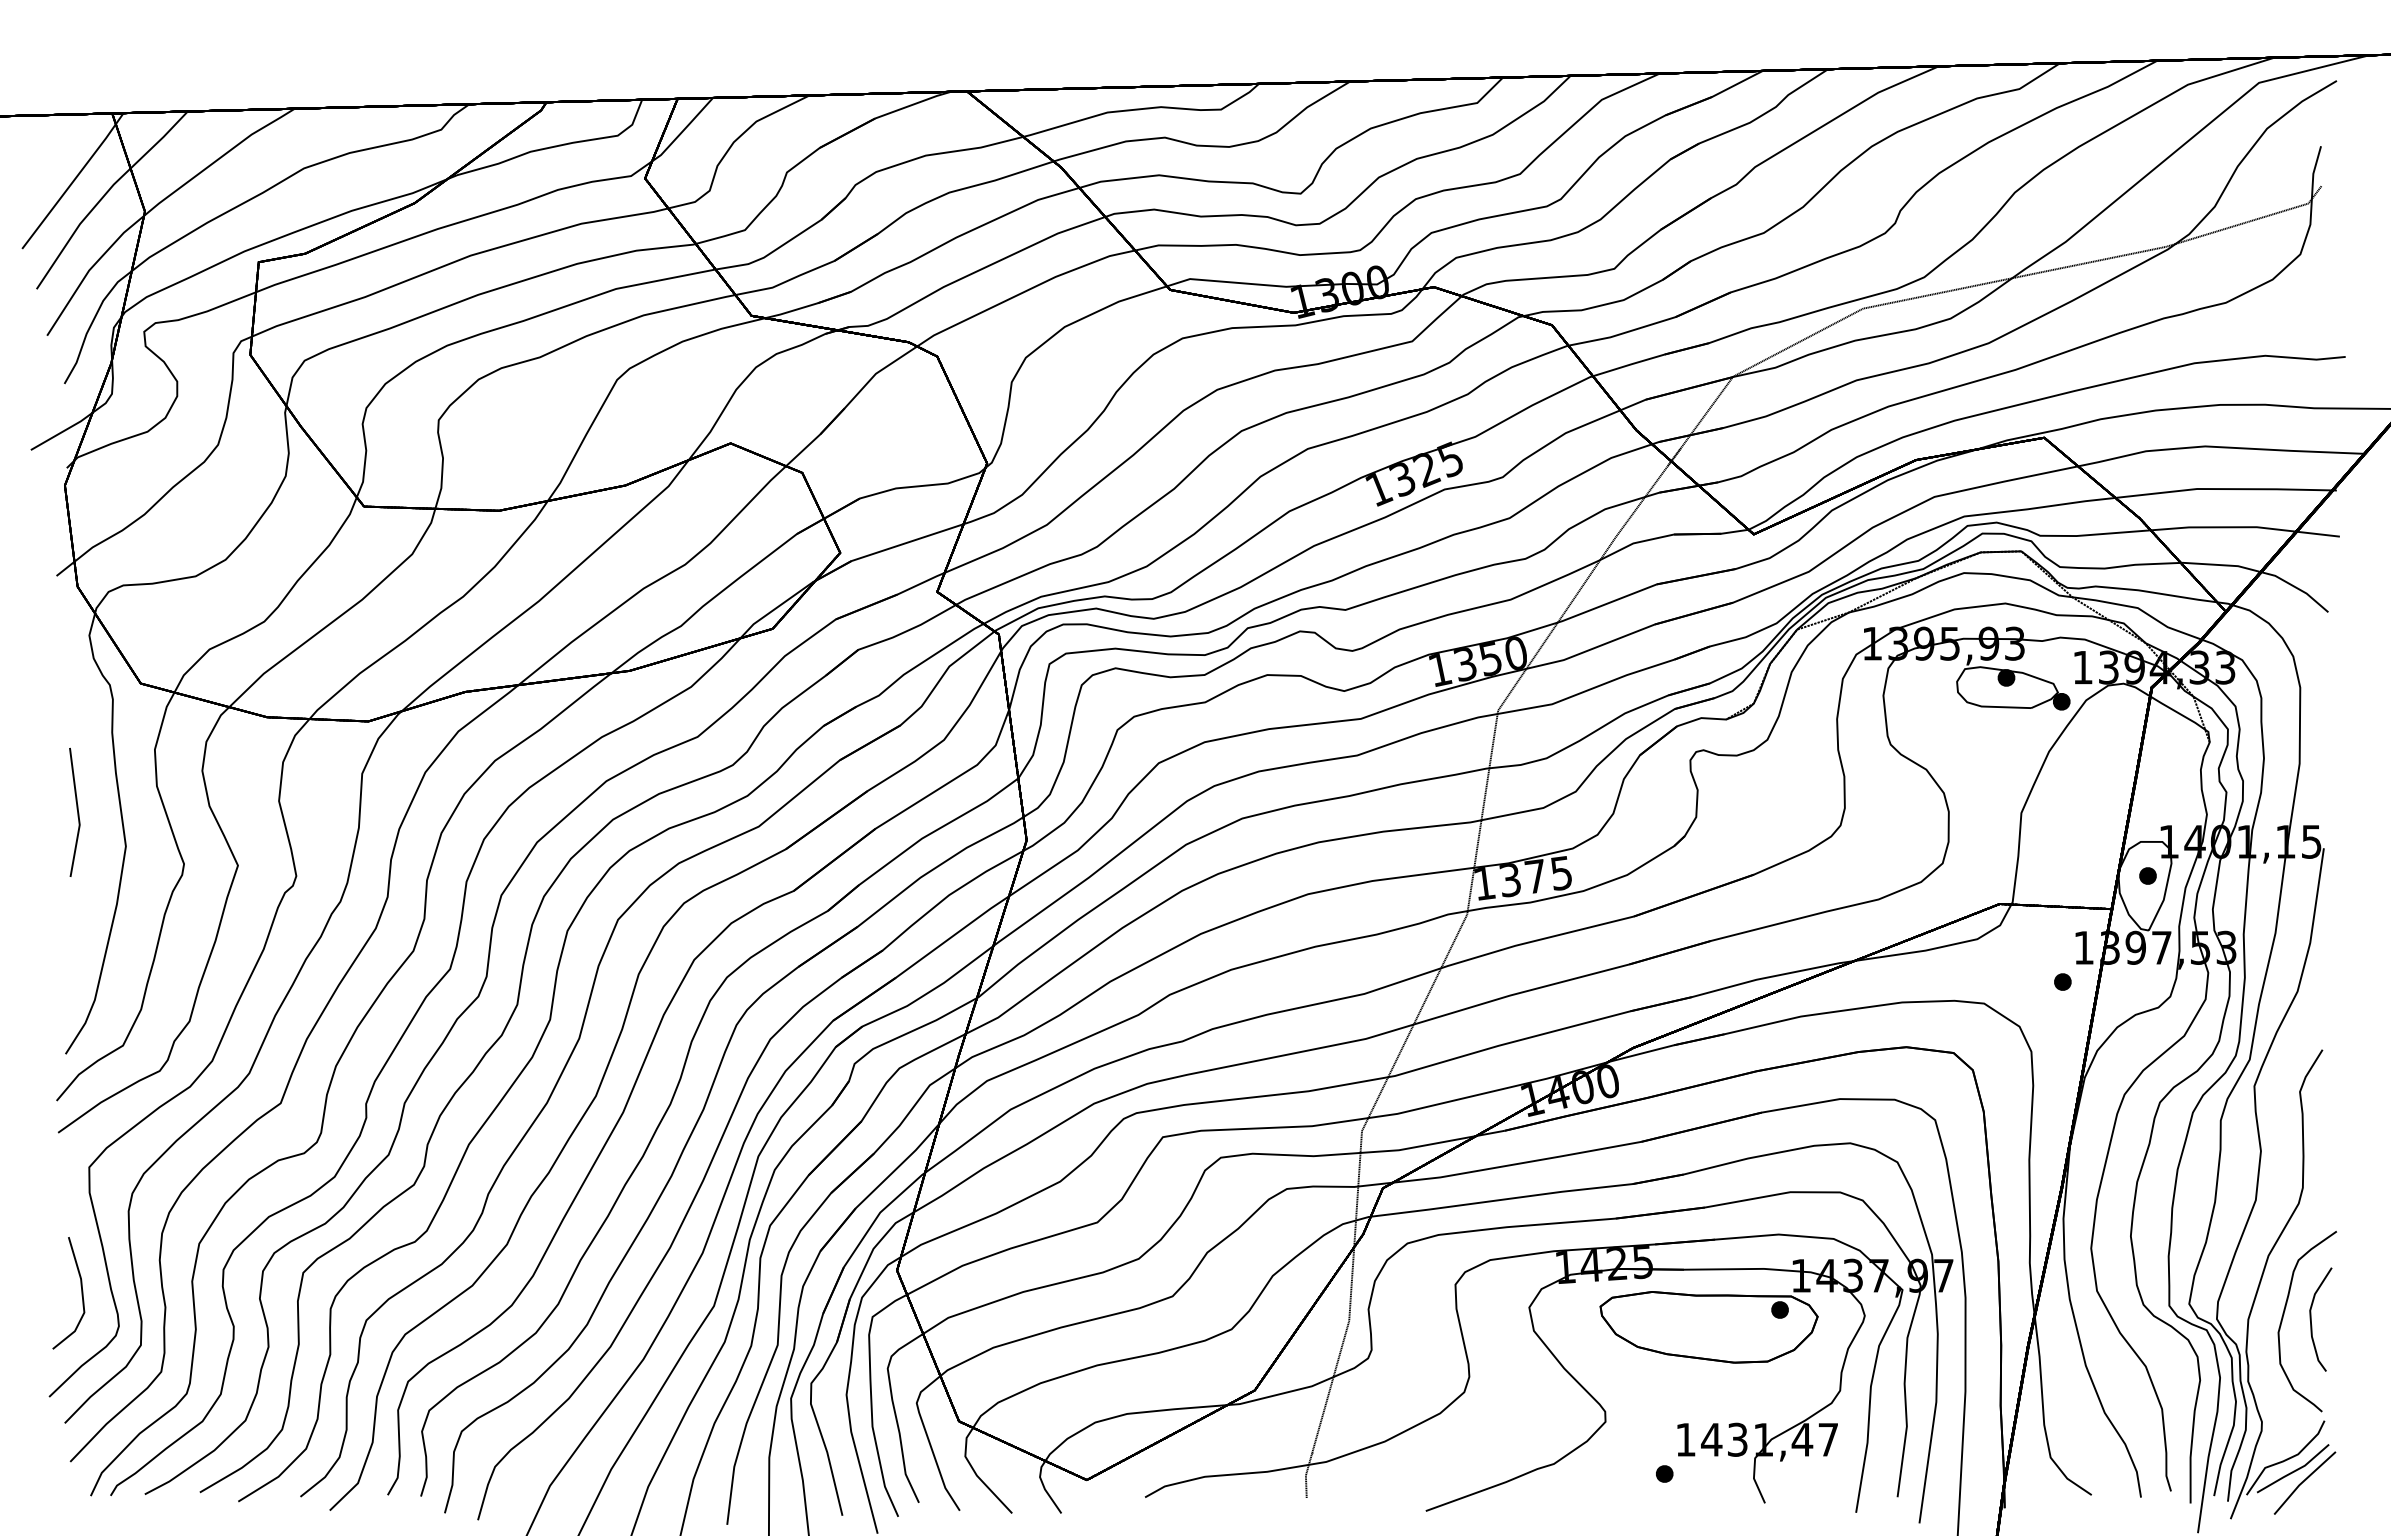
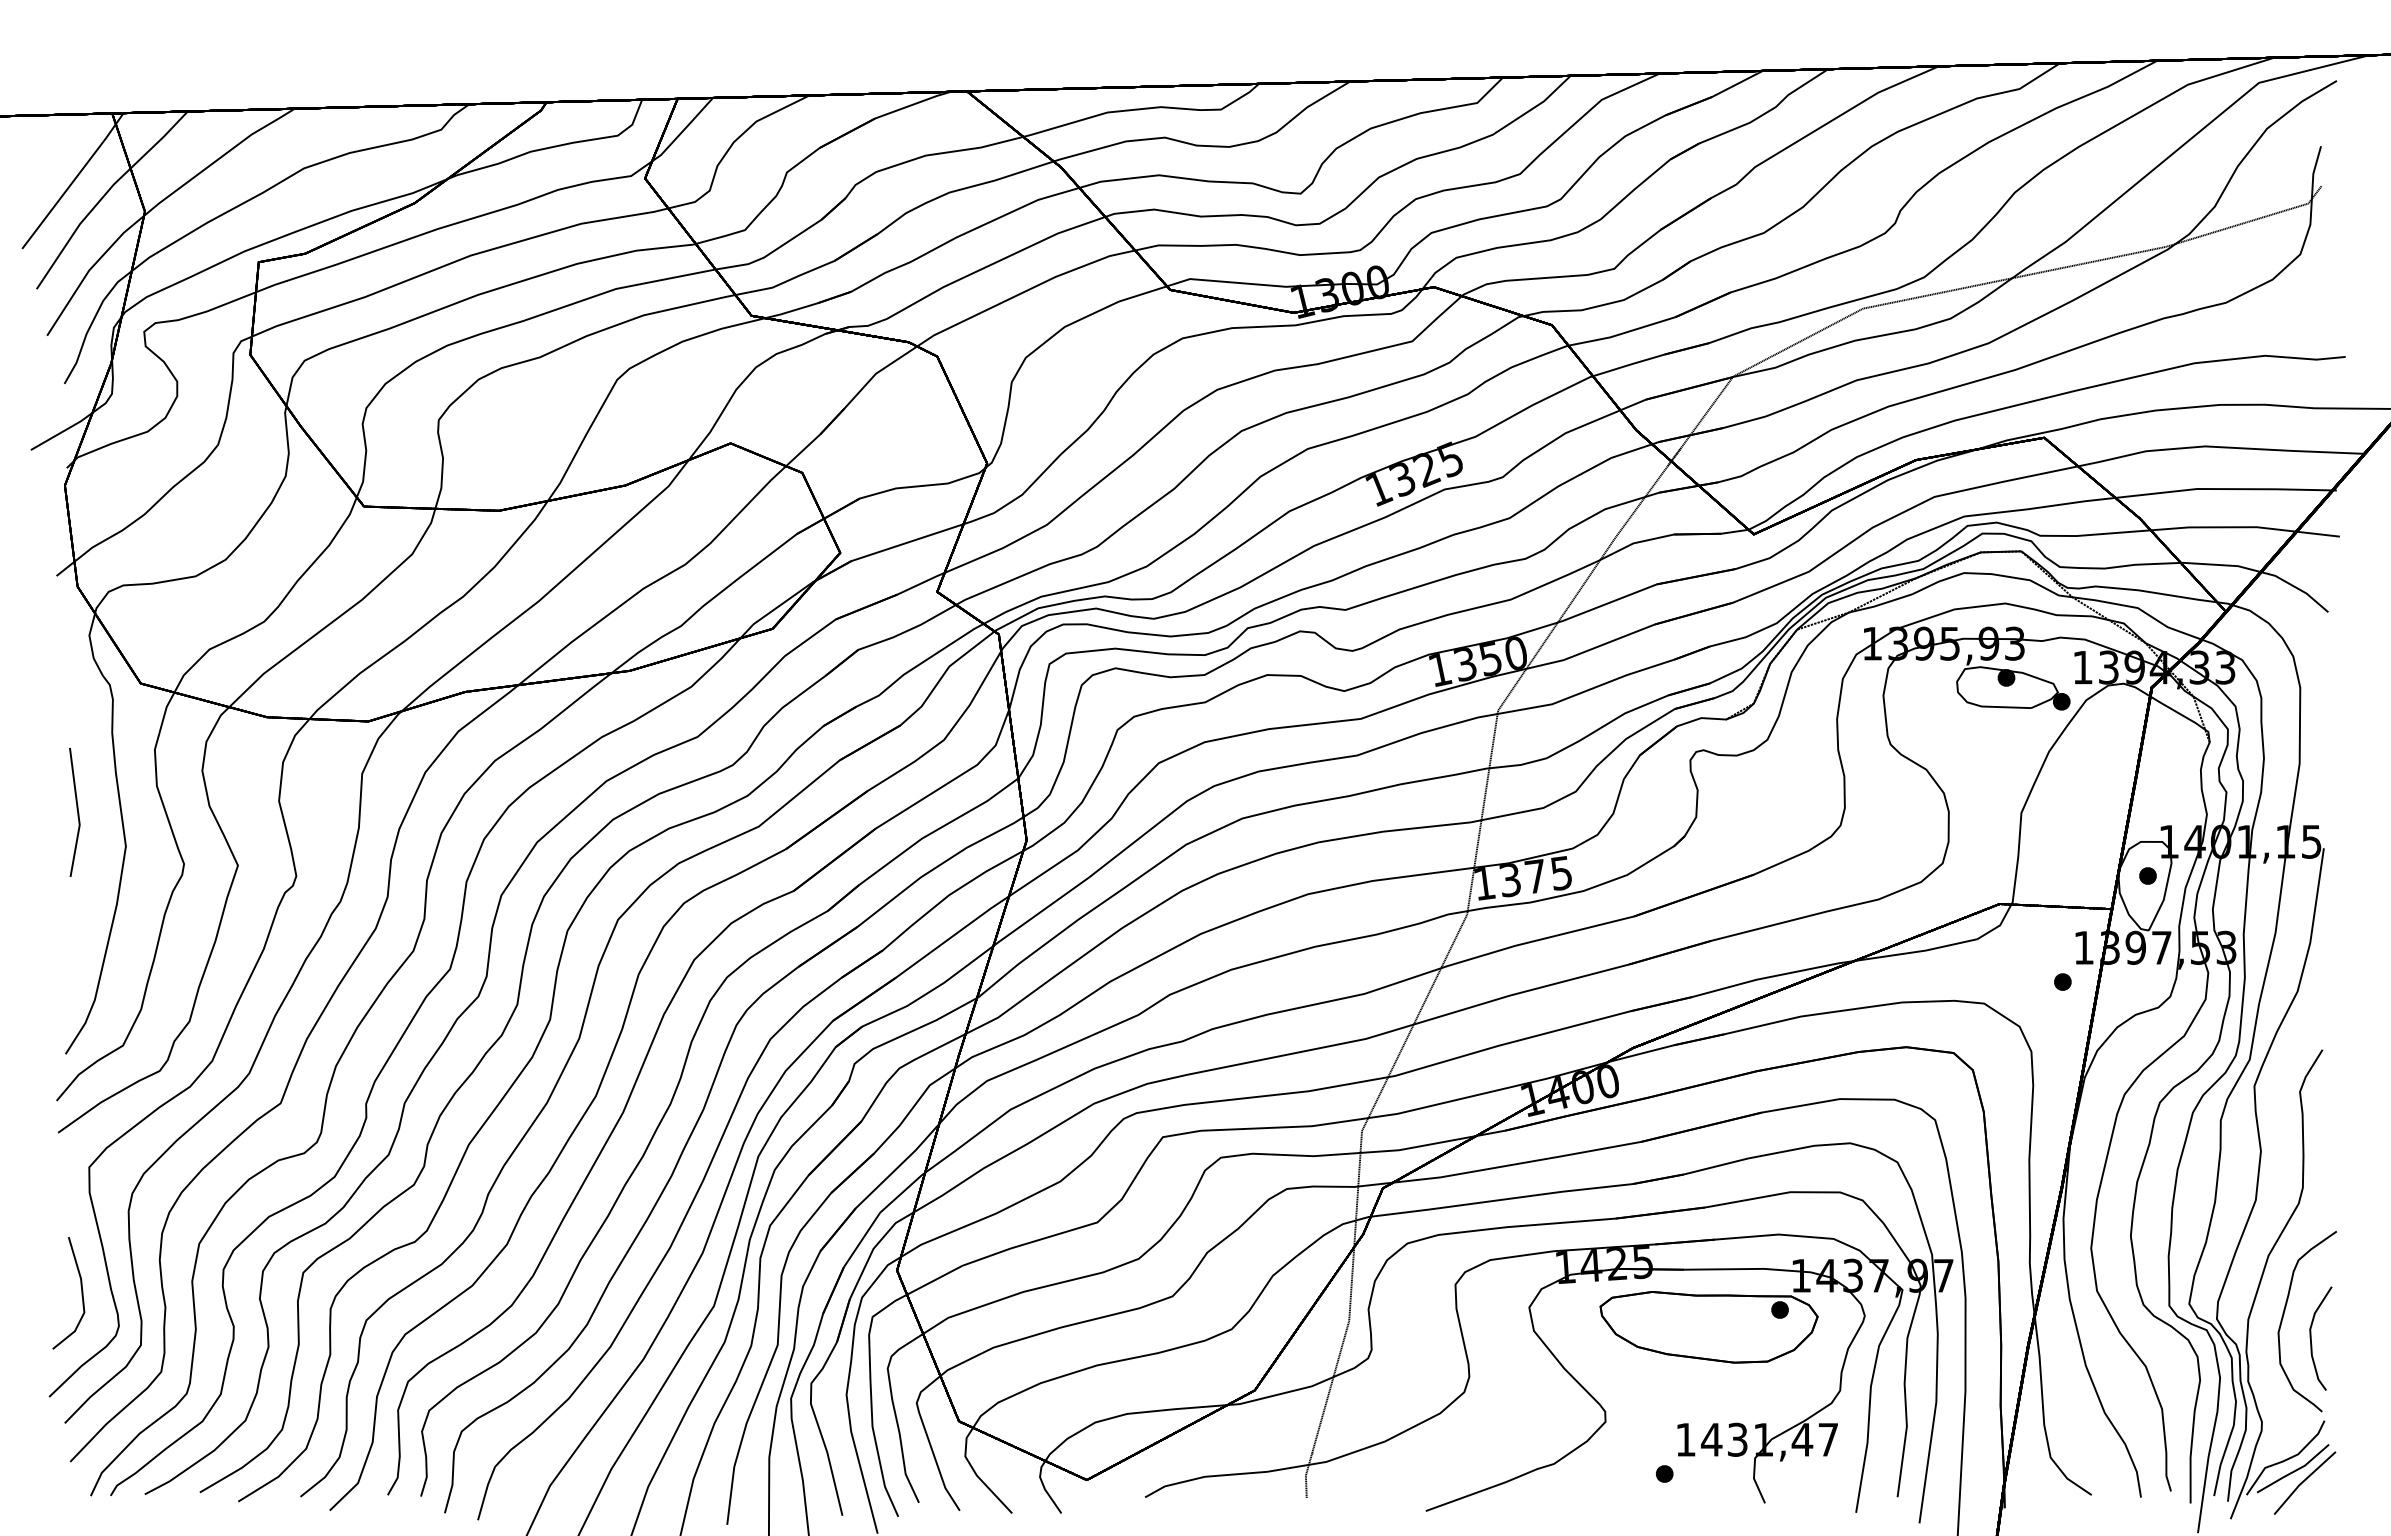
curve position: (2311, 1319) -> (2311, 1338) (2311, 1338)
